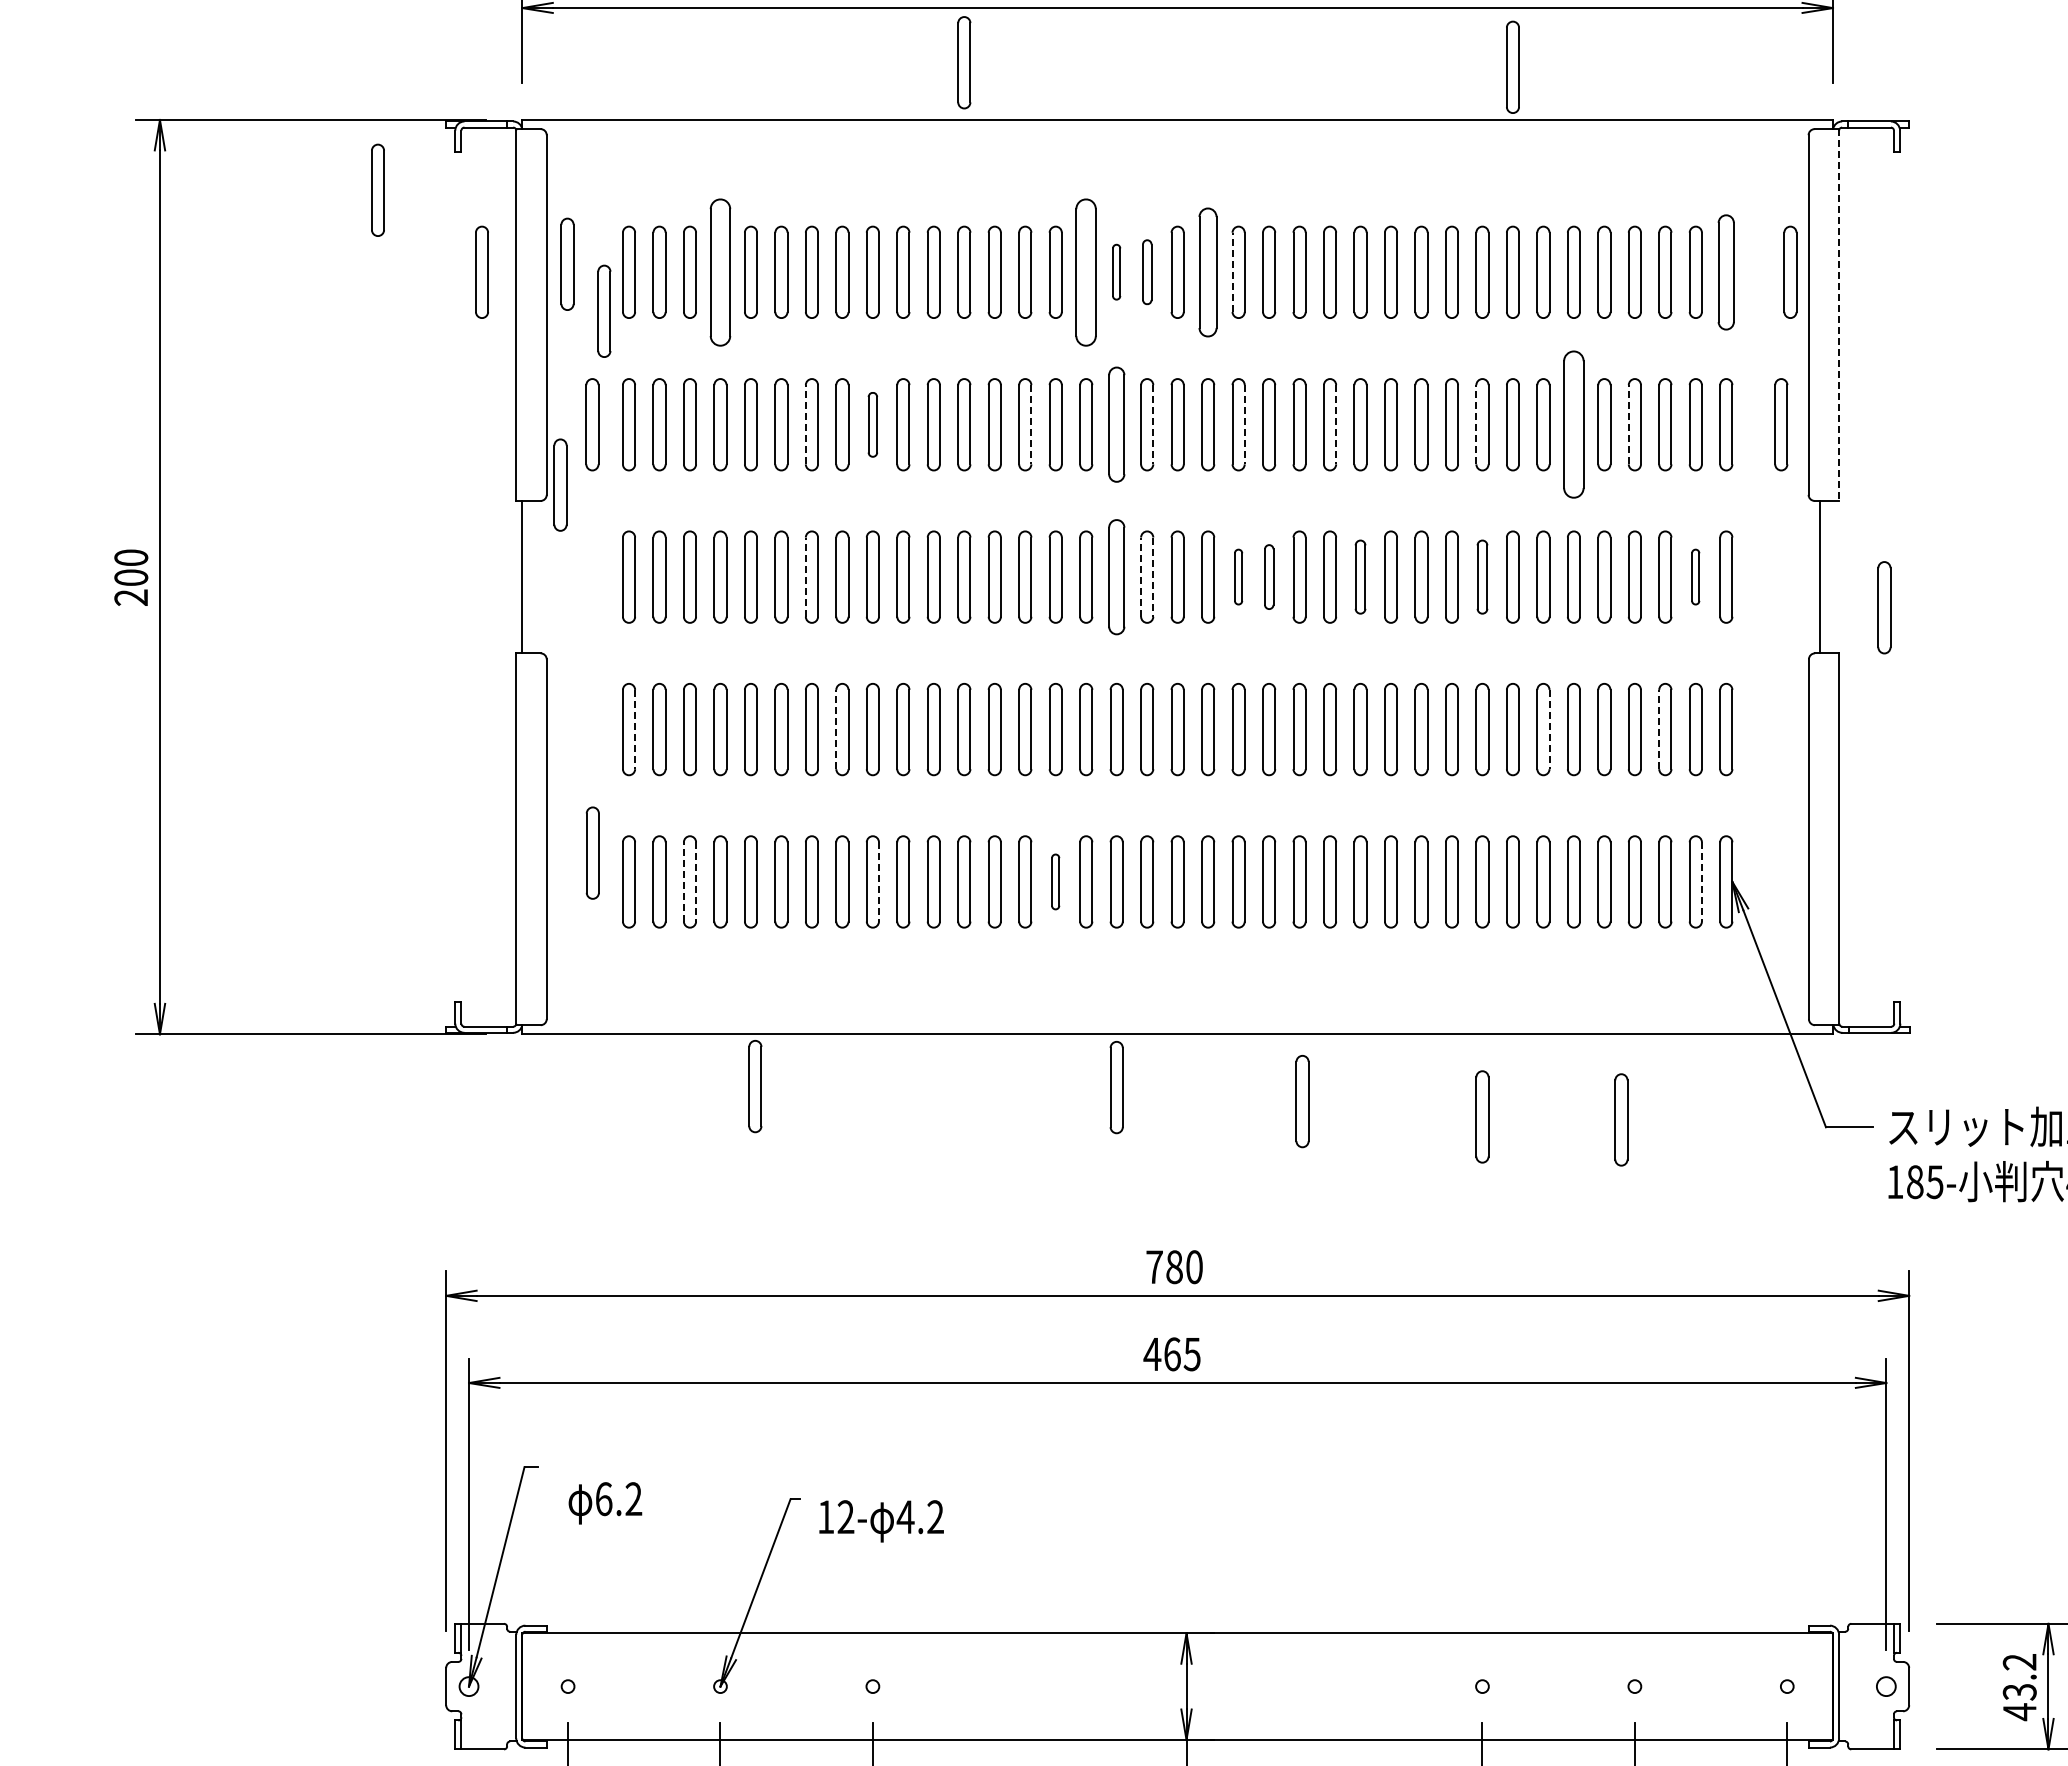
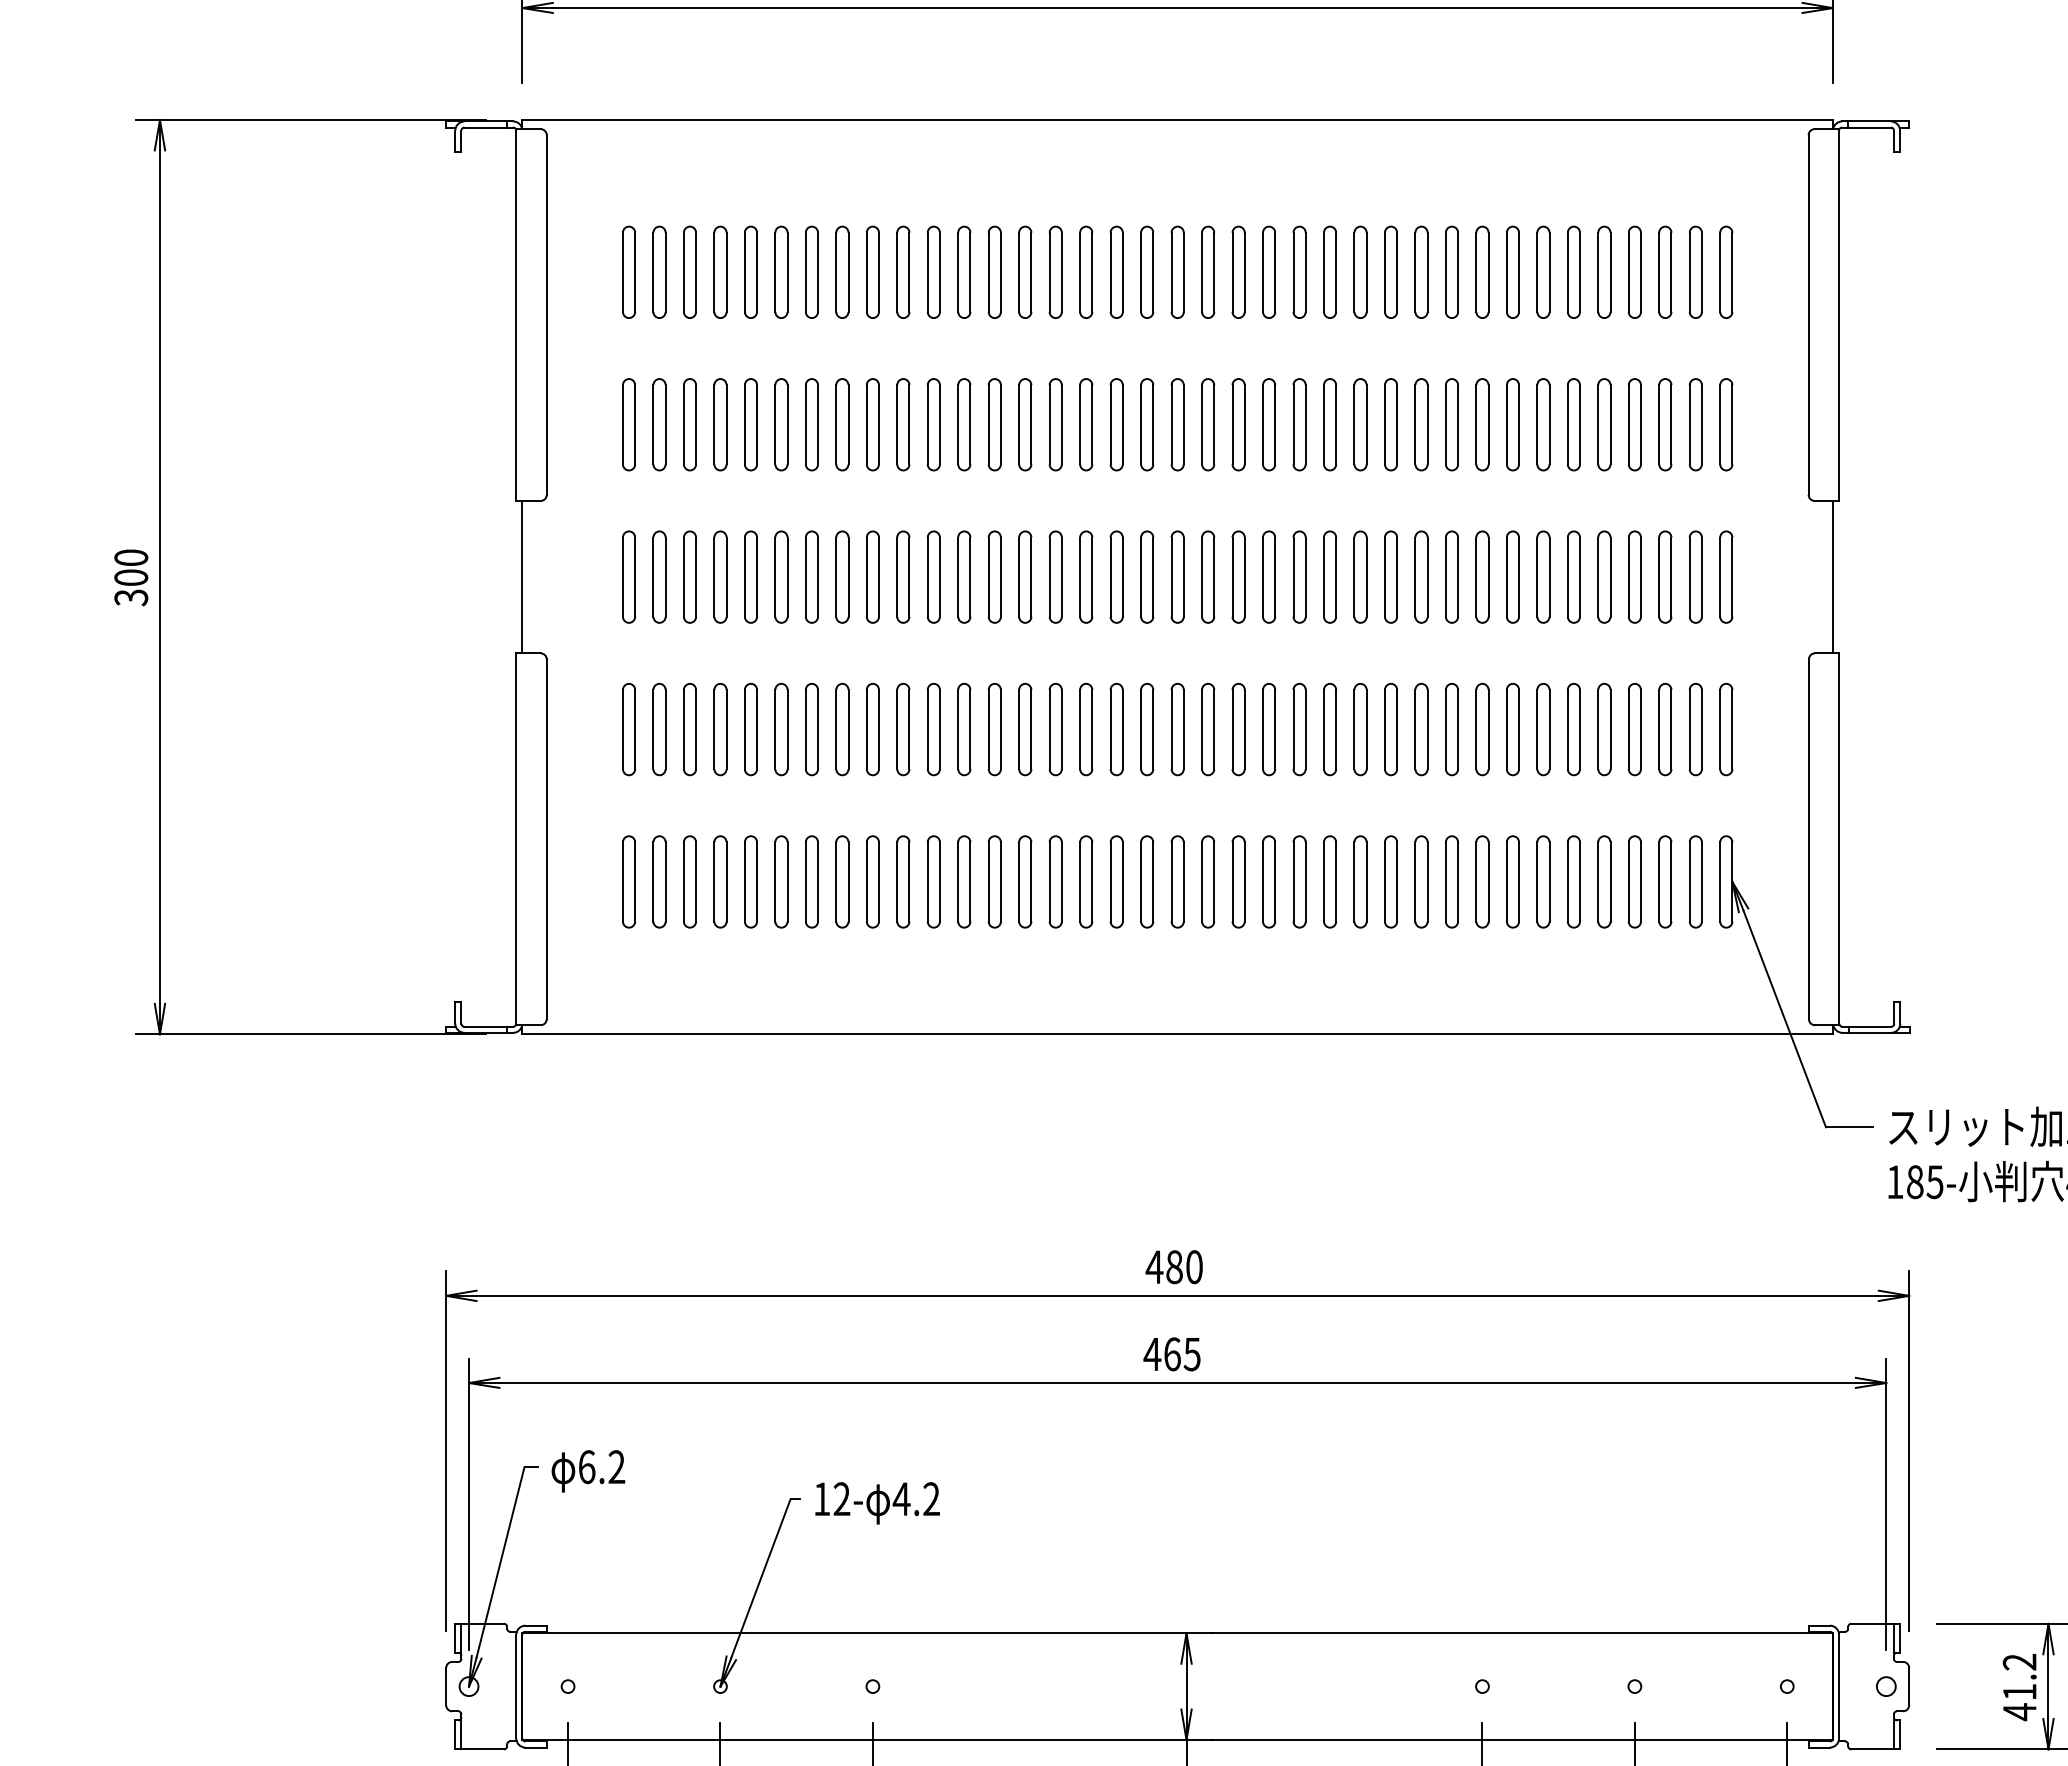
part: present -> none (964, 62)
part: present -> none (1512, 66)
part: present -> none (377, 189)
part: present -> none (567, 263)
part: present -> none (481, 271)
part size: 10x58 px -> 15x94 px (1116, 271)
part size: 11x66 px -> 15x94 px (1147, 271)
part: present -> none (1790, 271)
part size: 23x149 px -> 15x94 px (720, 271)
part size: 22x149 px -> 15x94 px (1086, 271)
part size: 20x131 px -> 15x94 px (1208, 271)
line: dashed -> solid (1232, 272)
part size: 18x117 px -> 15x94 px (1726, 271)
part: present -> none (604, 310)
line: dashed -> solid (1839, 315)
part: present -> none (592, 424)
line: dashed -> solid (805, 424)
part size: 11x66 px -> 14x94 px (872, 424)
line: dashed -> solid (1031, 424)
part size: 18x117 px -> 15x94 px (1116, 424)
line: dashed -> solid (1153, 424)
line: dashed -> solid (1244, 424)
line: dashed -> solid (1336, 424)
line: dashed -> solid (1476, 424)
part size: 22x149 px -> 14x94 px (1573, 424)
line: dashed -> solid (1628, 424)
part: present -> none (1781, 424)
part: present -> none (560, 484)
part size: 10x58 px -> 15x94 px (1238, 576)
part size: 11x66 px -> 15x94 px (1269, 576)
part size: 13x76 px -> 15x94 px (1360, 576)
part size: 13x76 px -> 15x94 px (1482, 576)
part size: 10x58 px -> 15x94 px (1695, 576)
line position: (1819, 576) -> (1832, 576) (1832, 576)
line: dashed -> solid (805, 577)
part size: 18x117 px -> 15x94 px (1116, 576)
line: dashed -> solid (1141, 577)
line: dashed -> solid (1153, 577)
text: 200 -> 300 (131, 597)
part: present -> none (1884, 607)
line: dashed -> solid (635, 729)
line: dashed -> solid (836, 729)
line: dashed -> solid (1549, 729)
line: dashed -> solid (1659, 729)
part: present -> none (592, 852)
line: dashed -> solid (683, 881)
line: dashed -> solid (696, 881)
line: dashed -> solid (878, 881)
part size: 10x58 px -> 15x94 px (1055, 881)
line: dashed -> solid (1701, 881)
part: present -> none (755, 1086)
part: present -> none (1116, 1087)
part: present -> none (1302, 1101)
part: present -> none (1482, 1116)
part: present -> none (1621, 1119)
text: 780 -> 480 (1154, 1266)
text position: (605, 1503) -> (588, 1471) (588, 1471)
text position: (881, 1521) -> (877, 1503) (877, 1503)
text: 43.2 -> 41.2 (2019, 1692)
